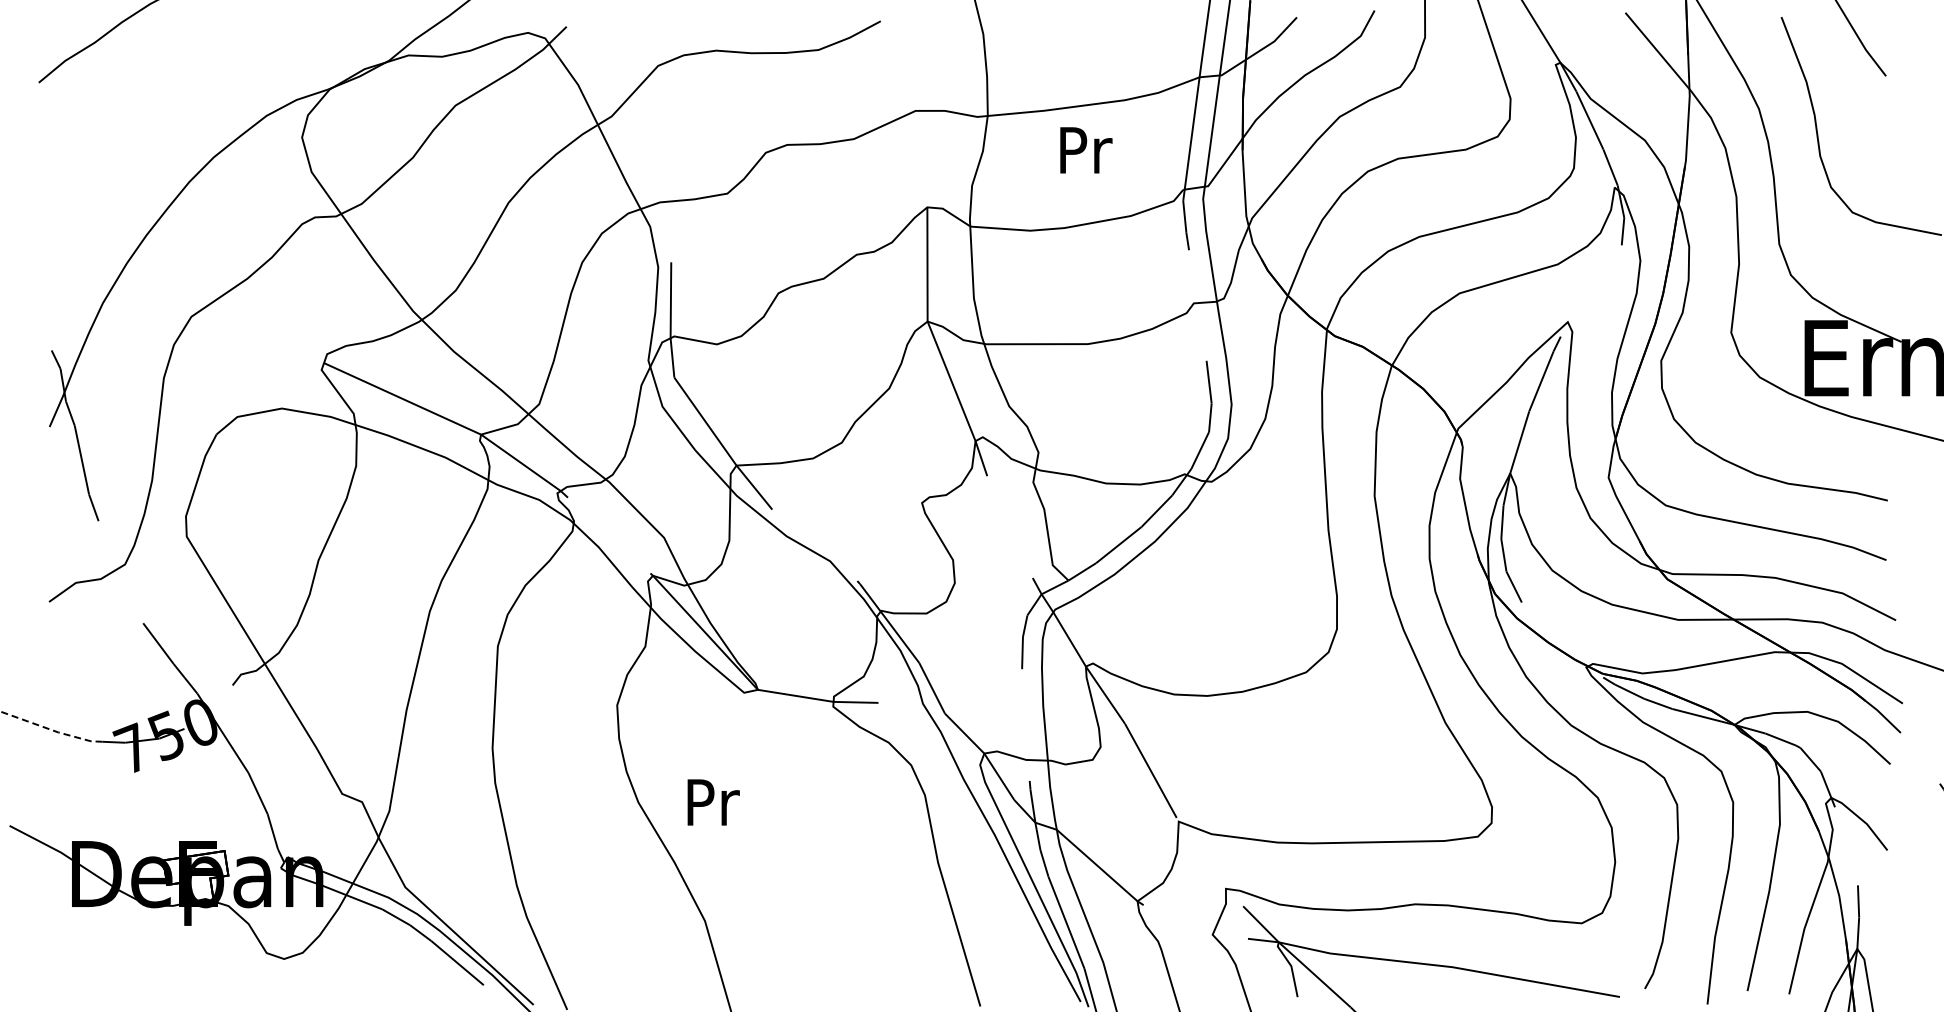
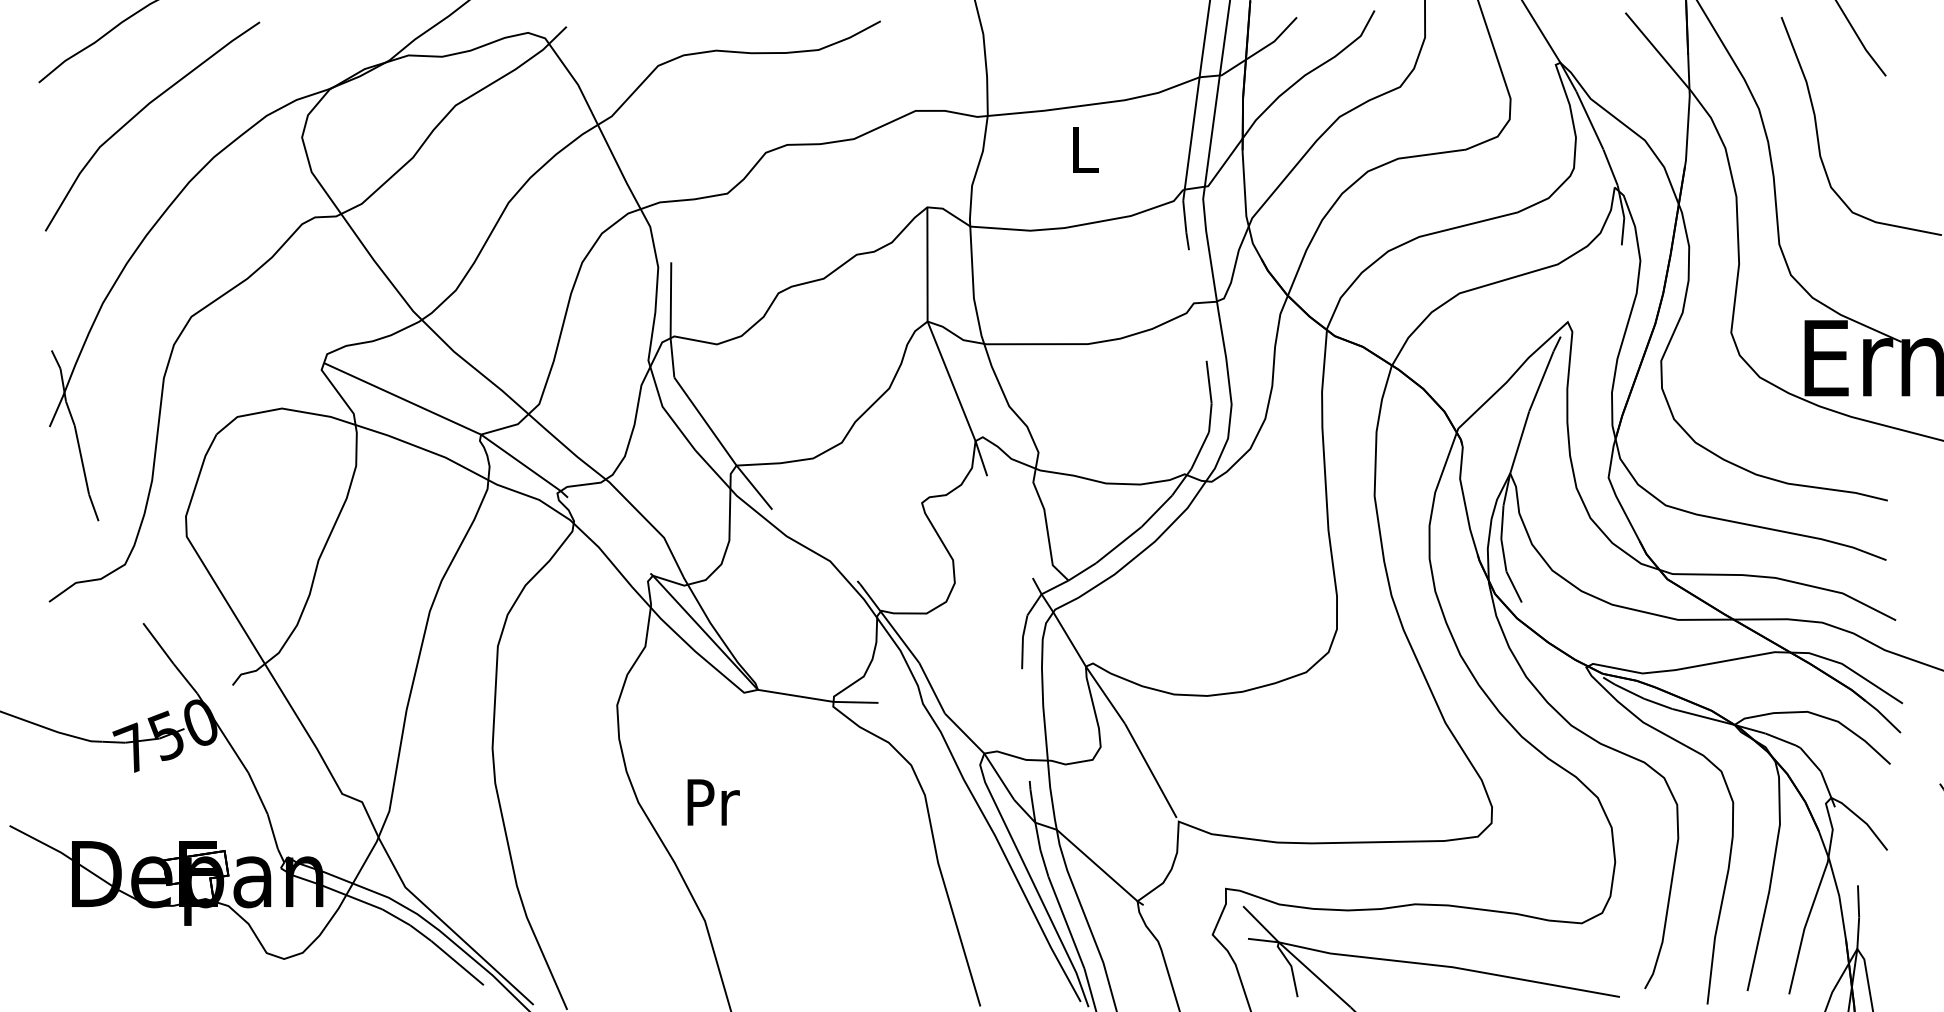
curve: none -> present (139, 113)
text: Pr -> L (1086, 150)
line: dashed -> solid (51, 730)
